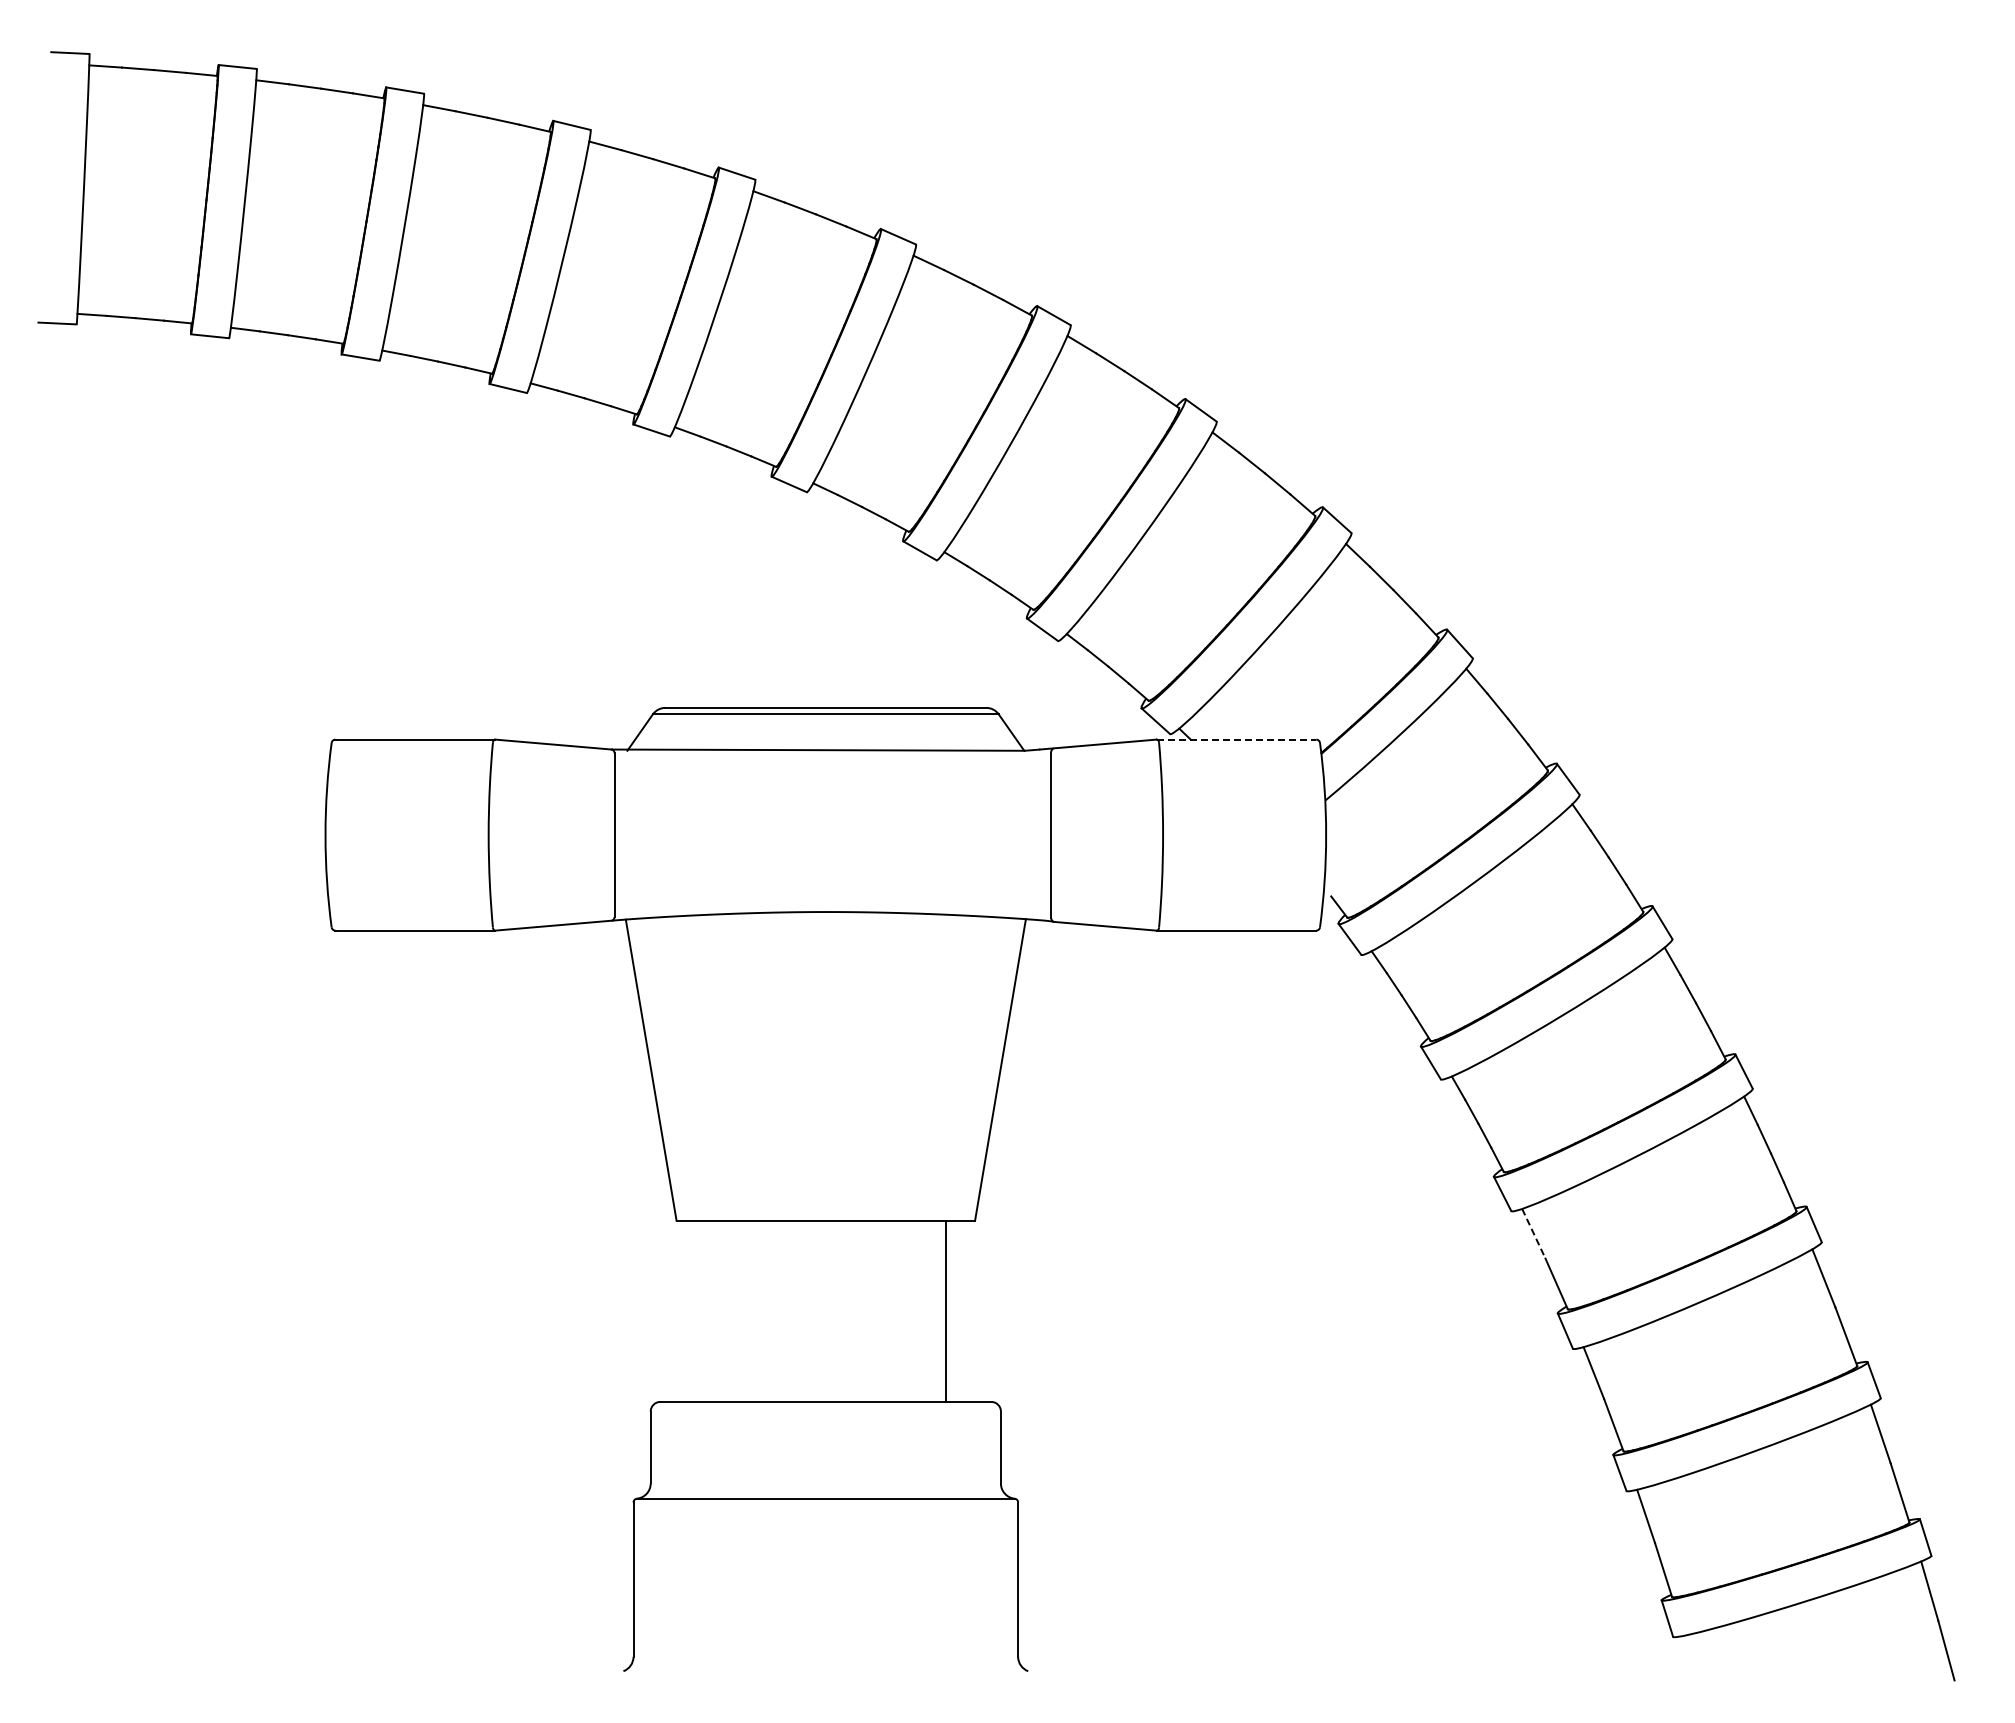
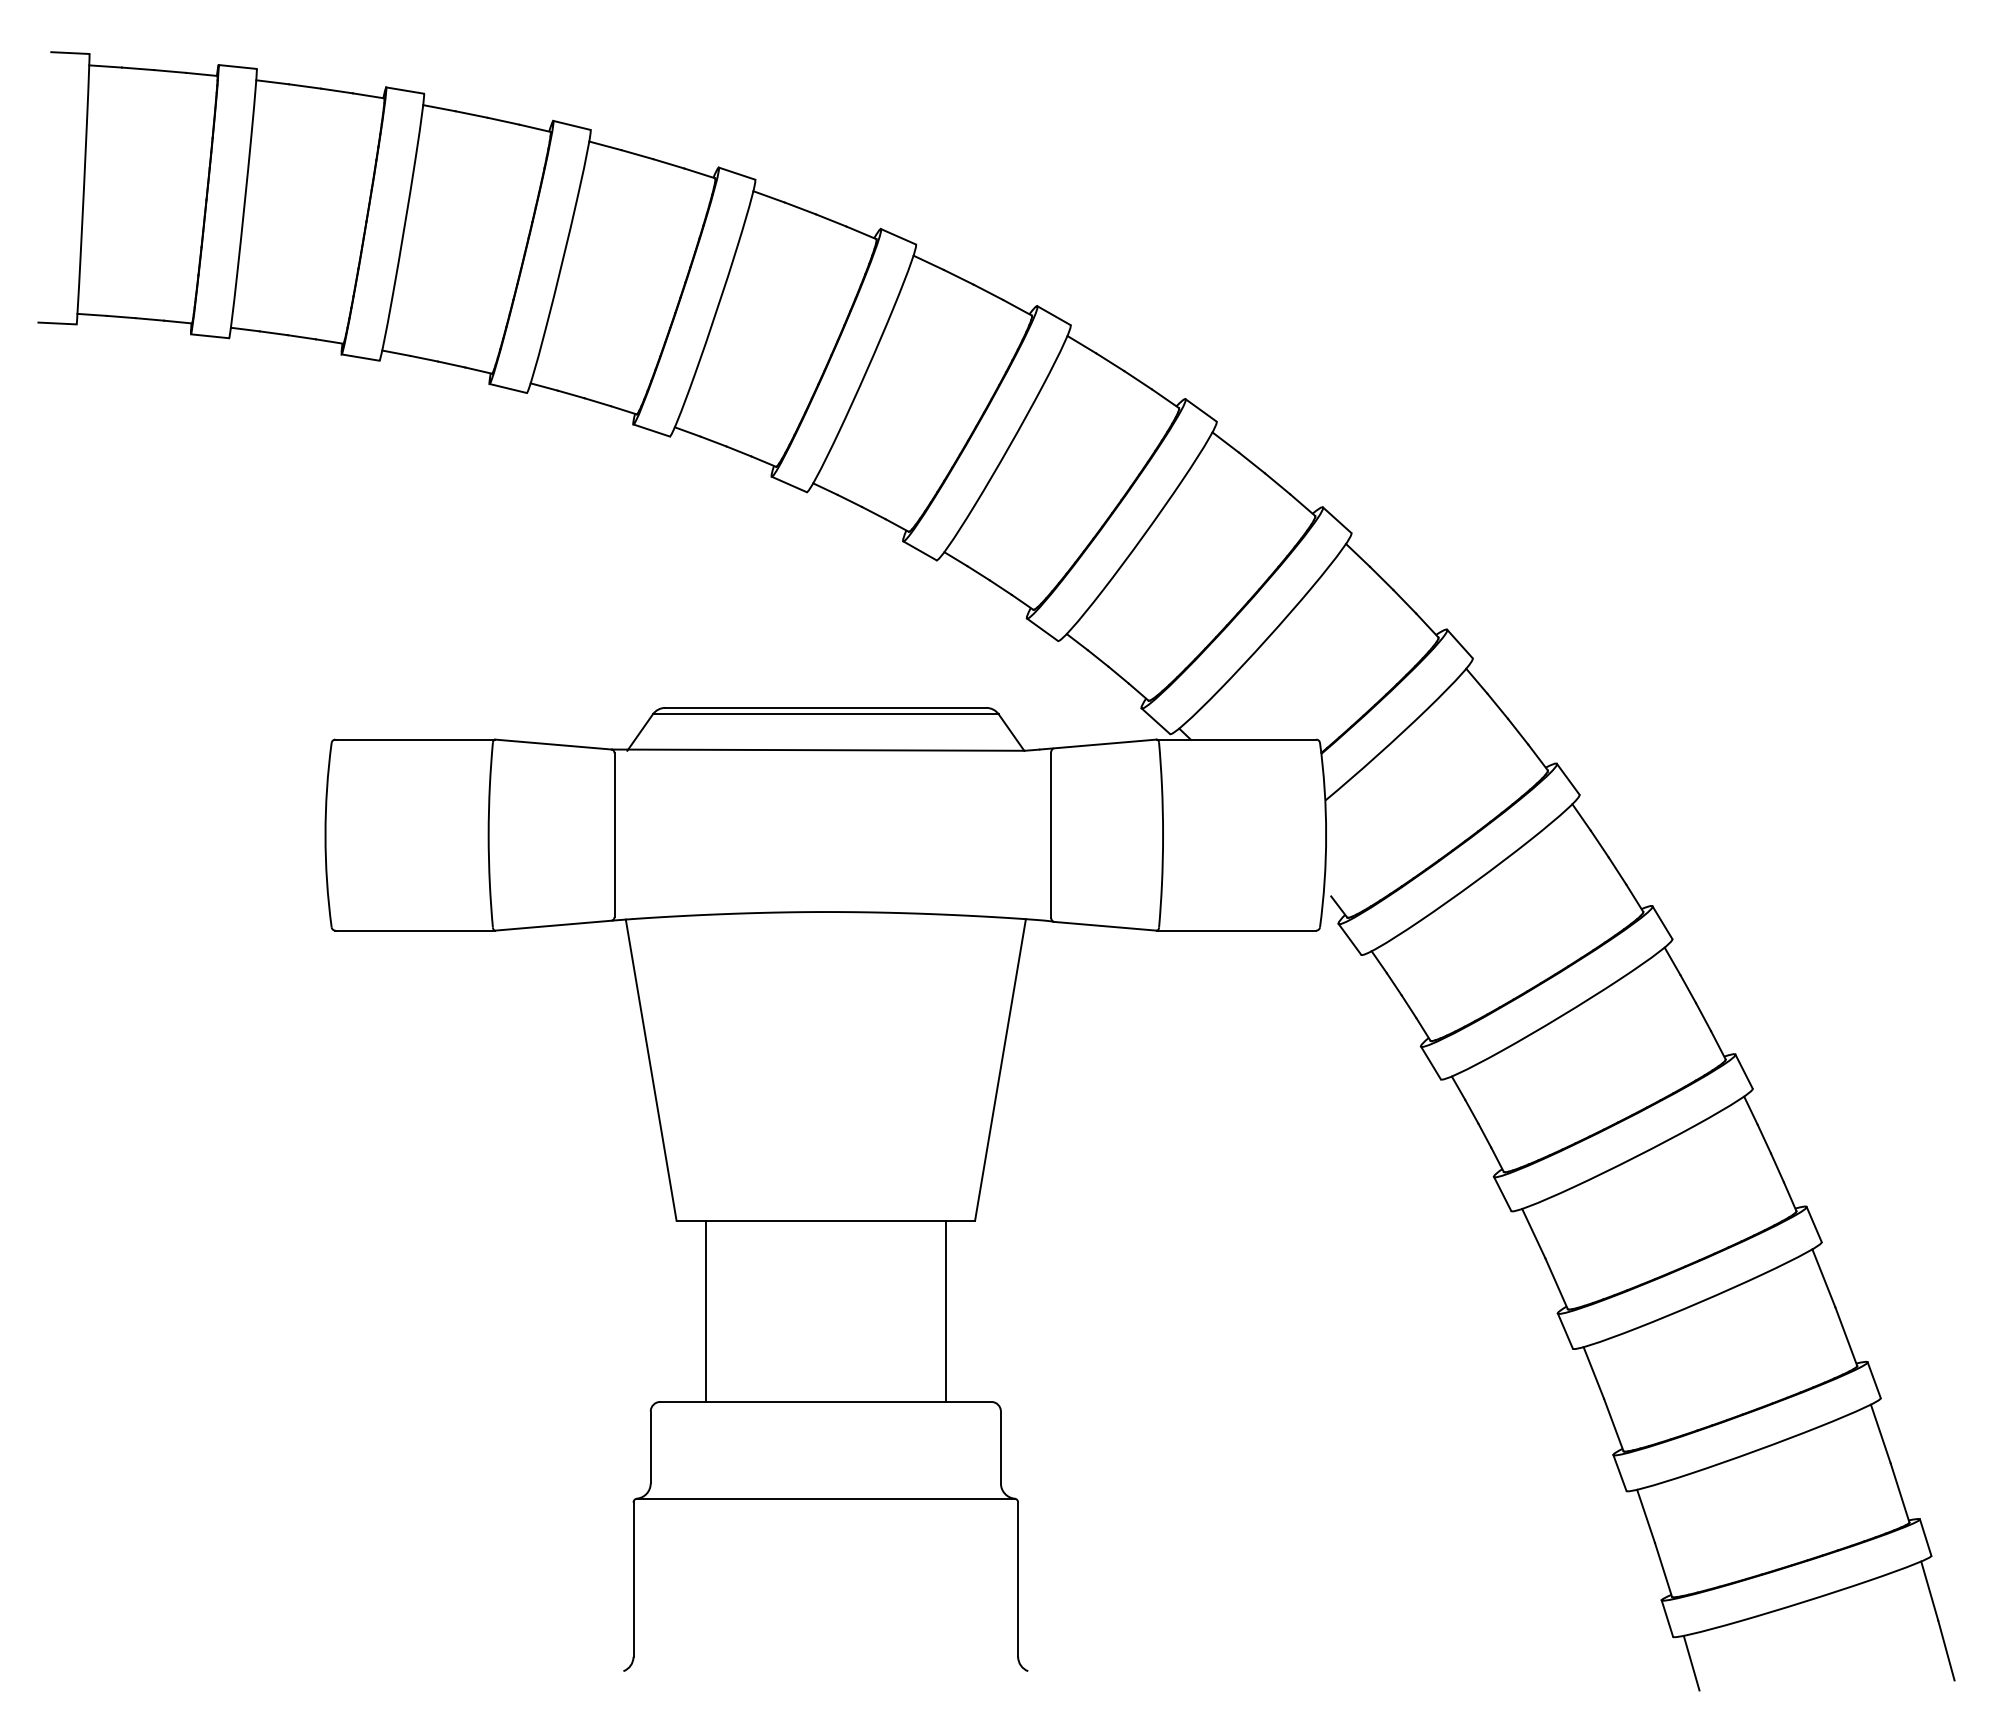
line: dashed -> solid (1236, 739)
line: dashed -> solid (1534, 1234)
line: none -> present (705, 1310)
line: none -> present (1691, 1662)
